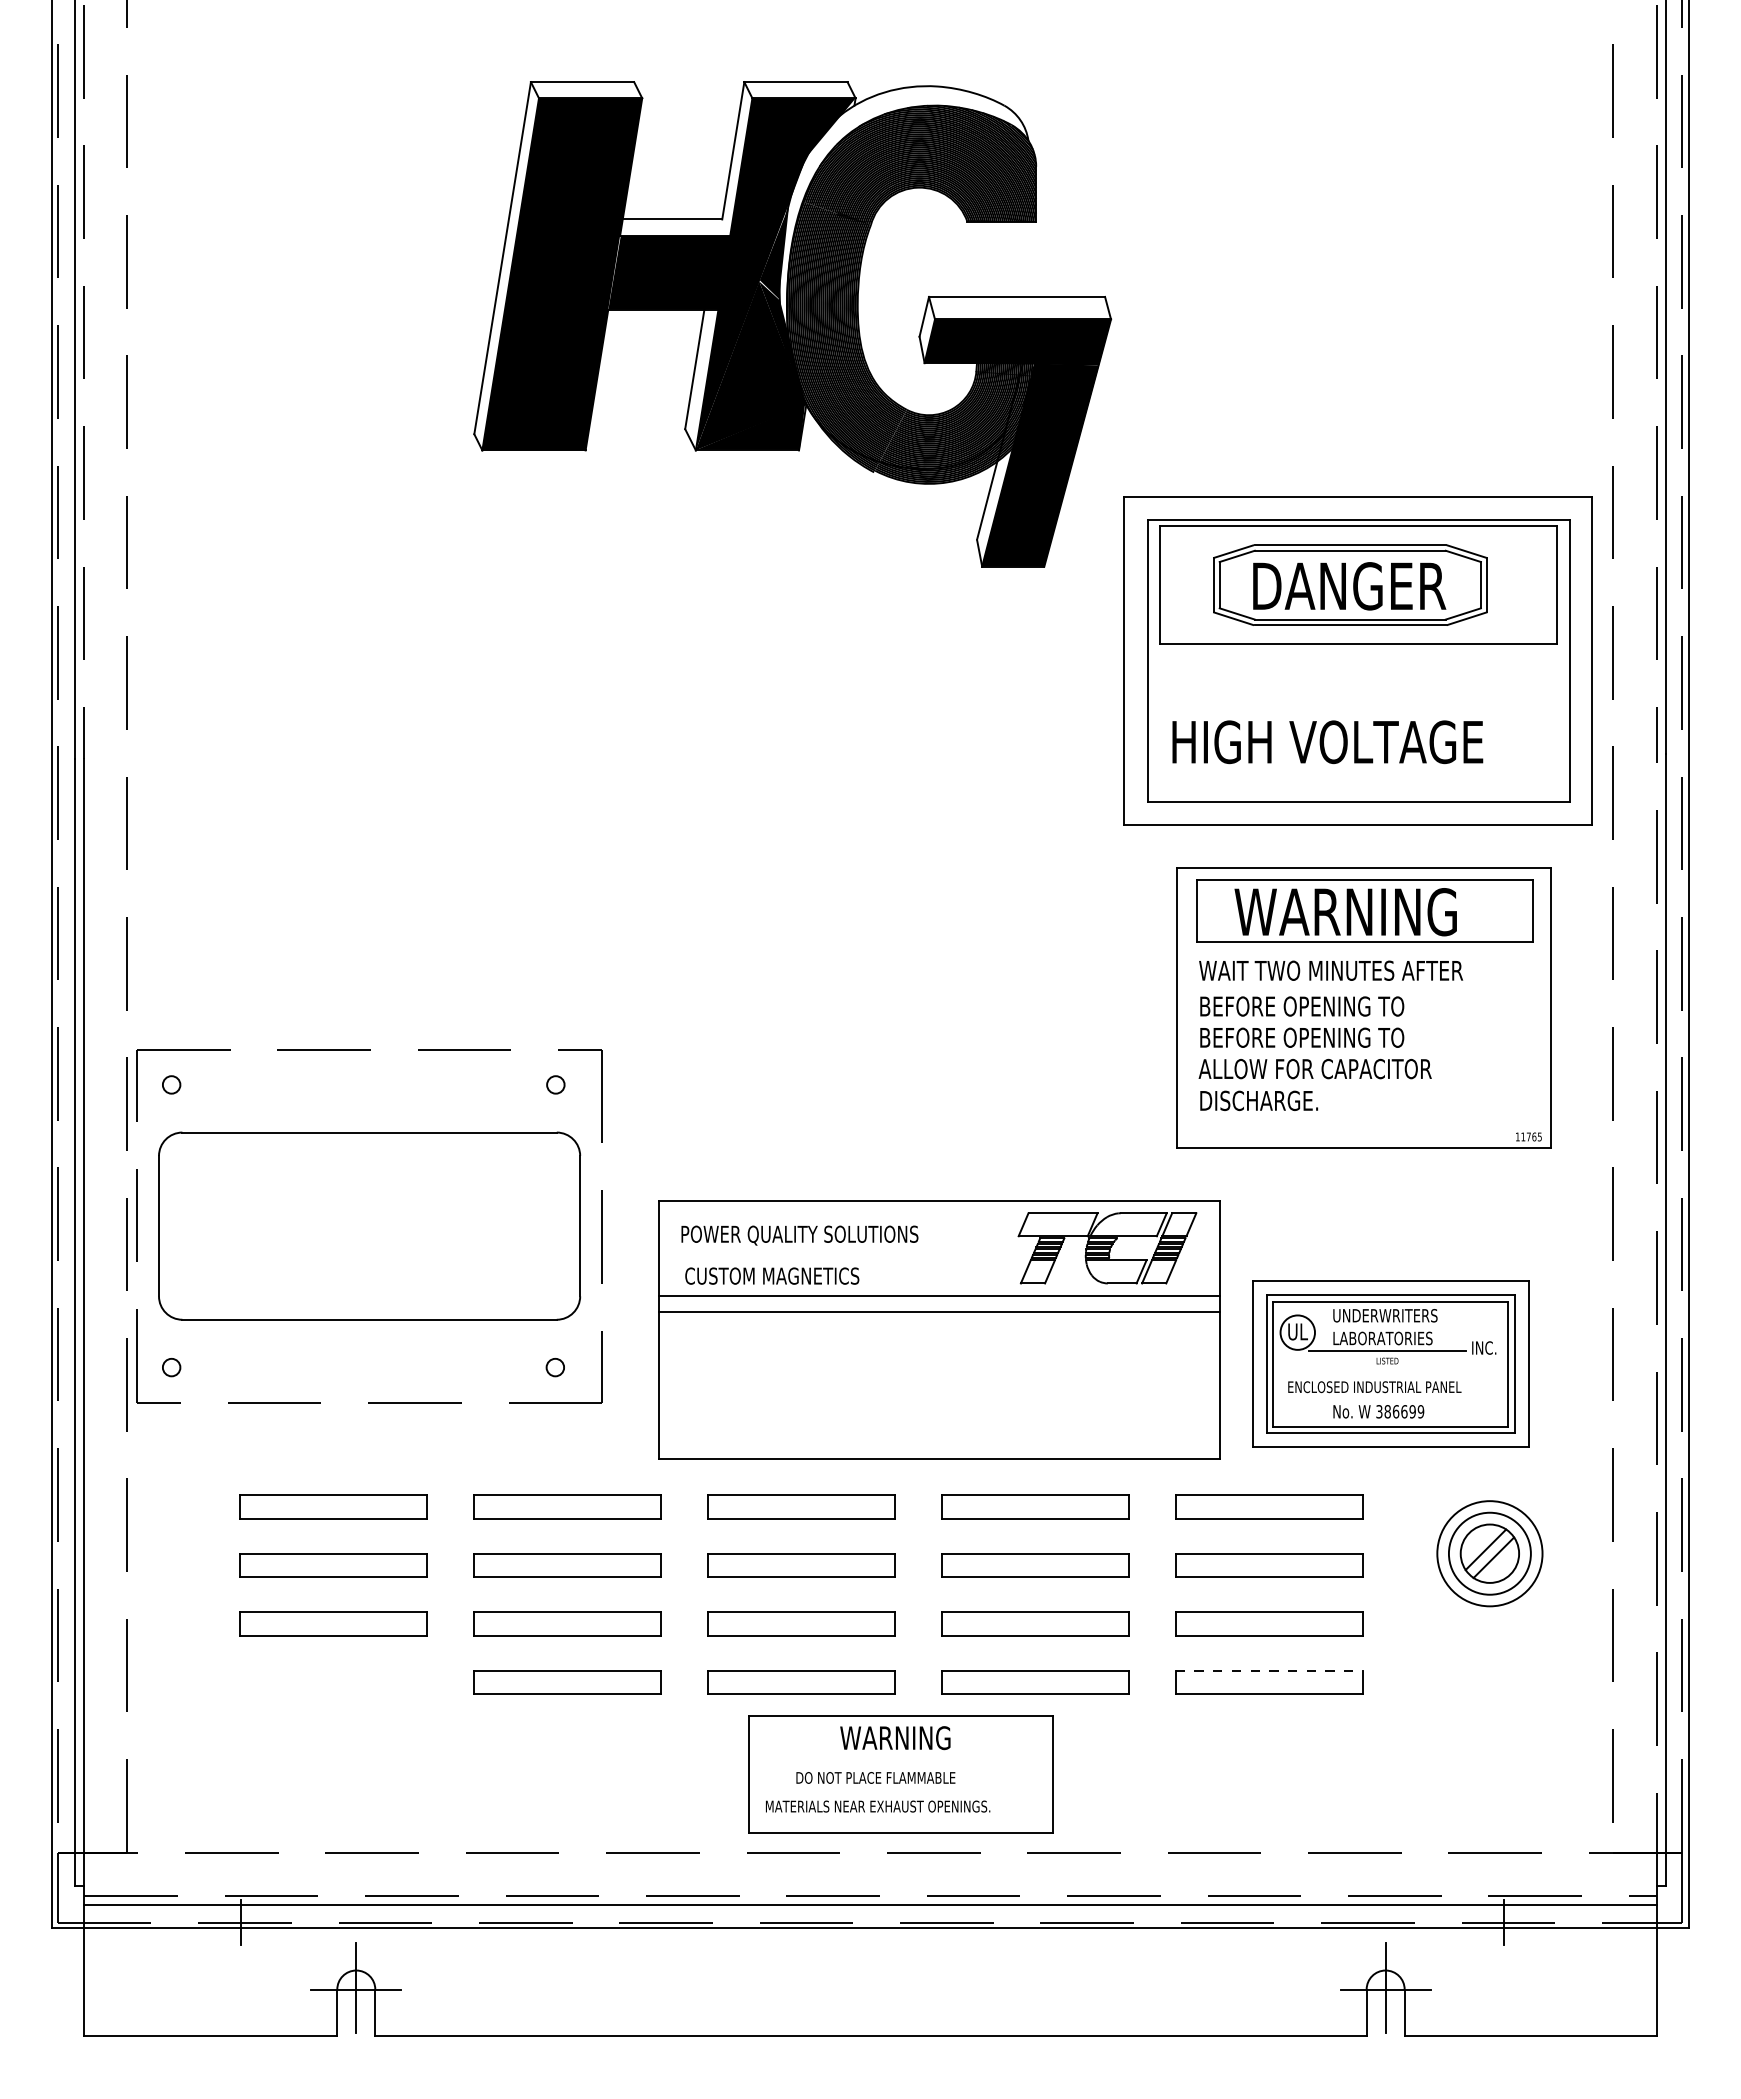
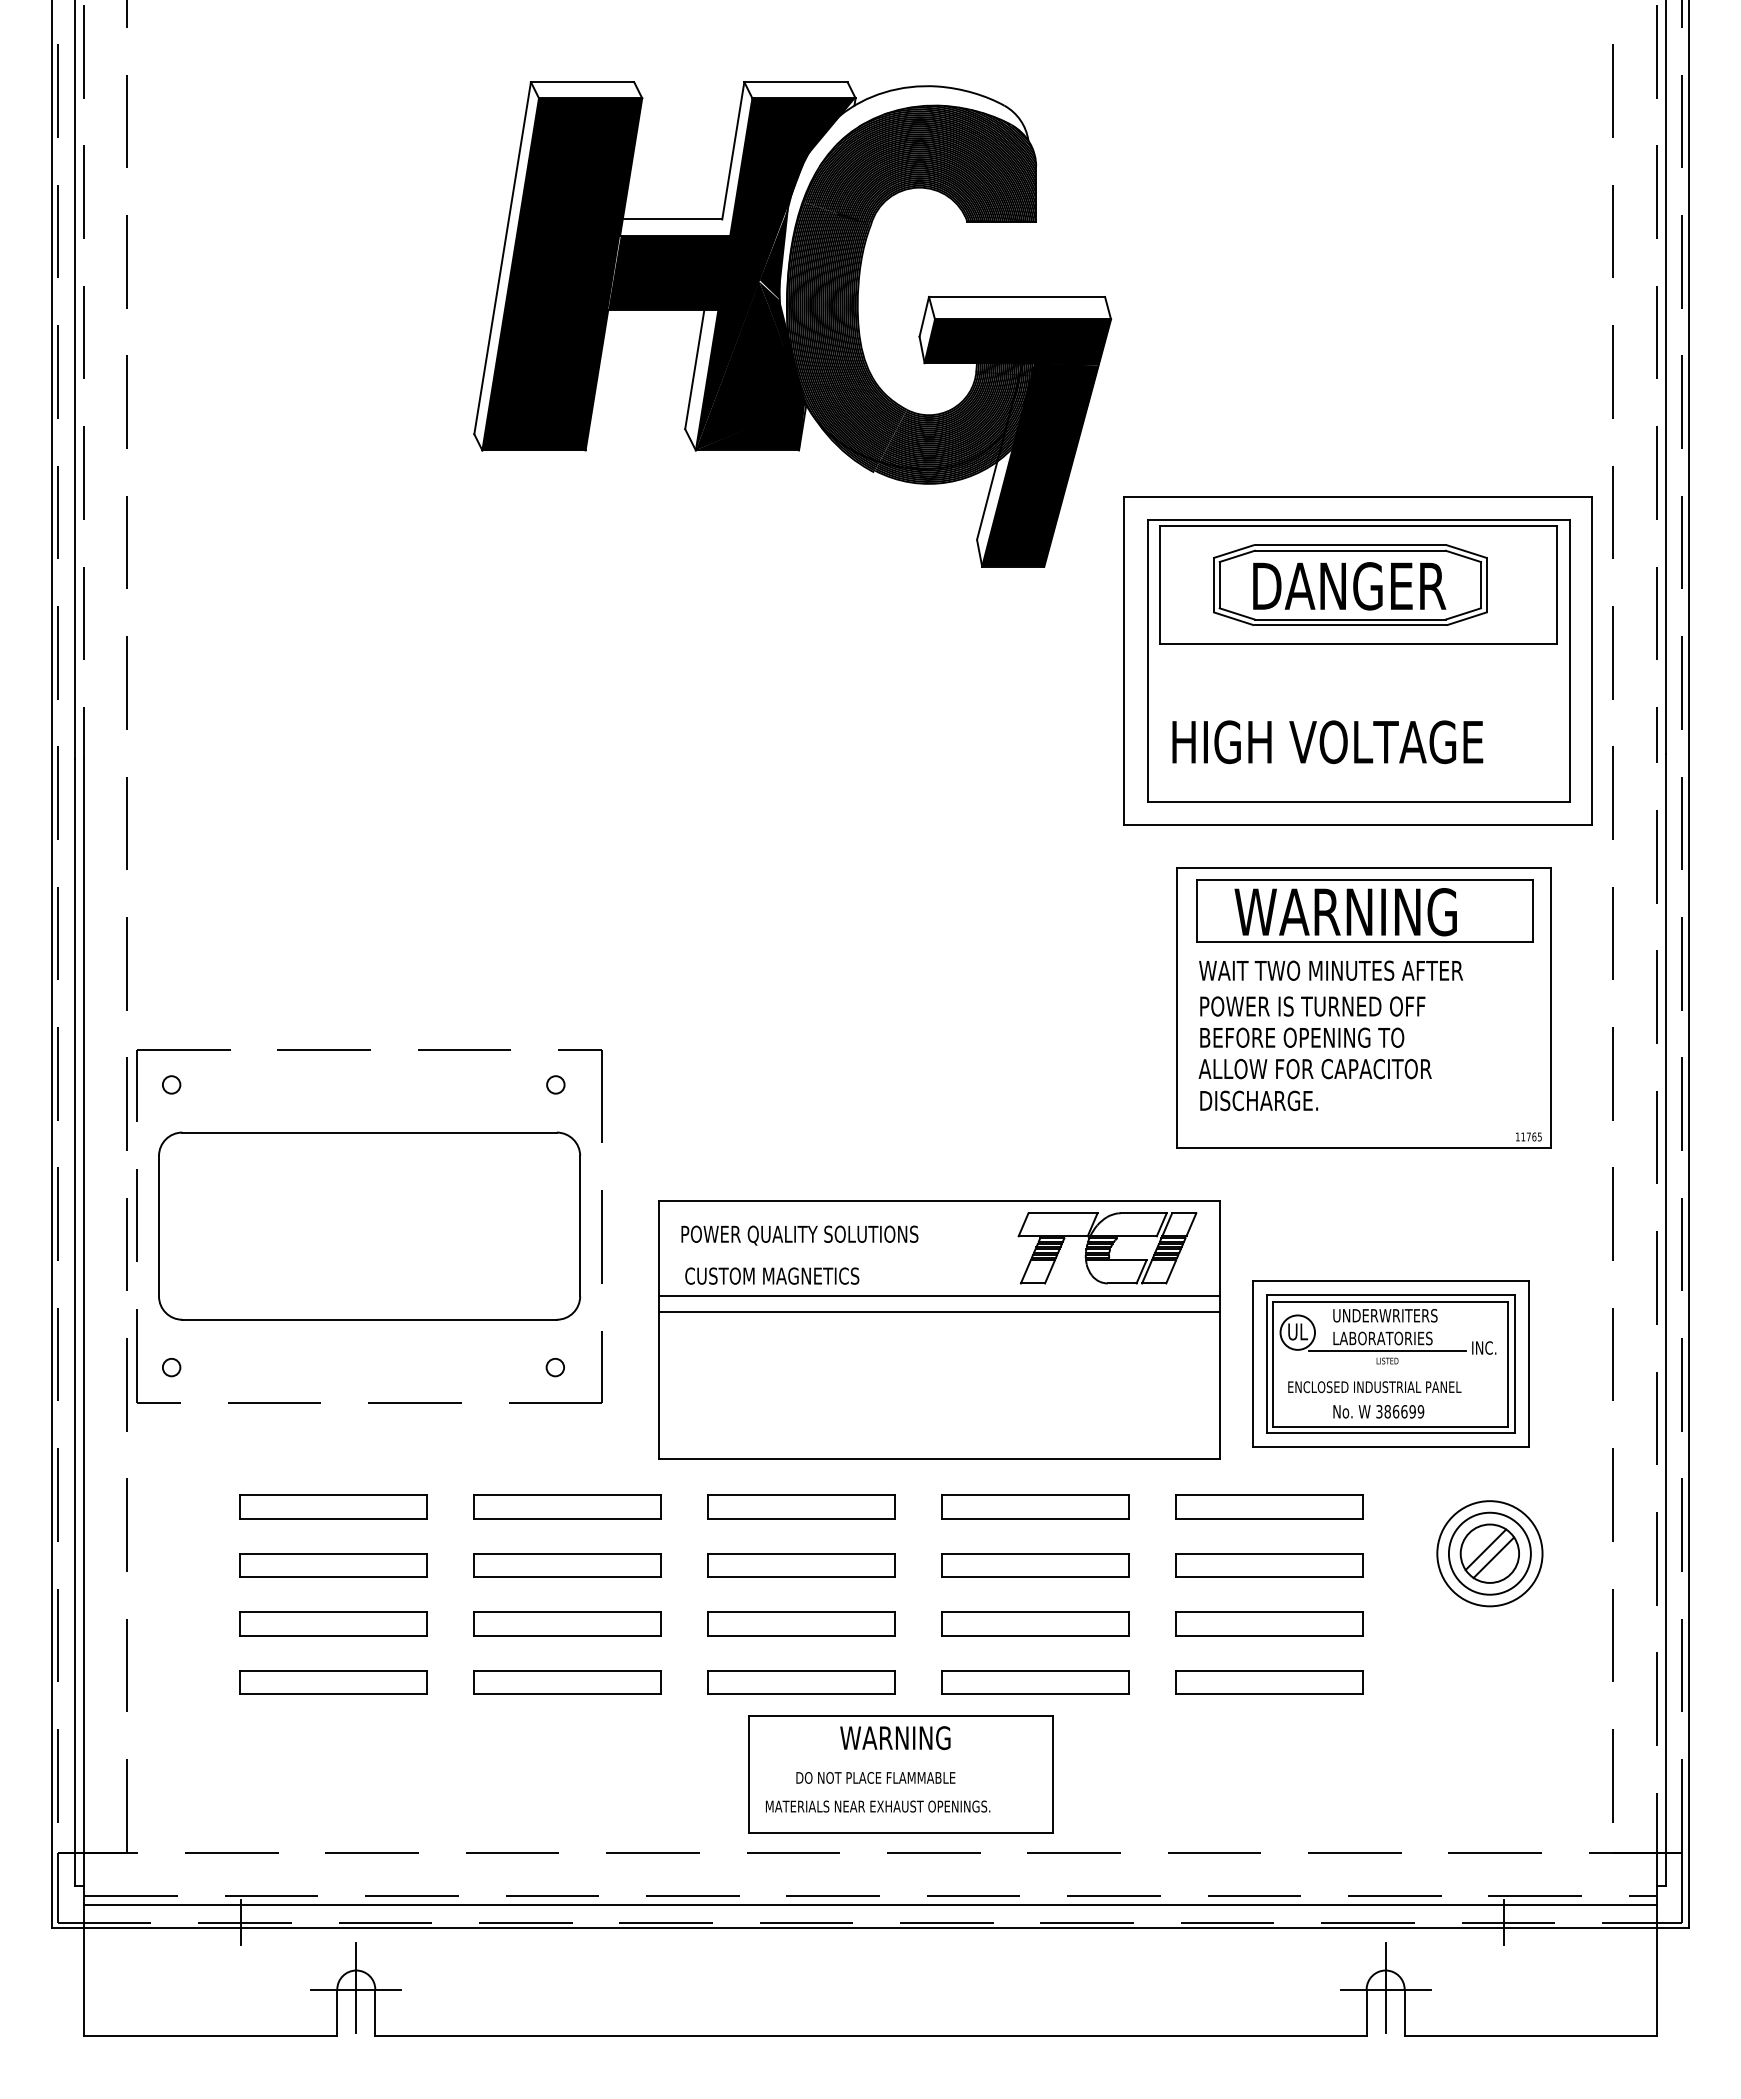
text: BEFORE OPENING TO -> POWER IS TURNED OFF (1313, 1006)
line: dashed -> solid (1269, 1670)
part: none -> present (333, 1682)
